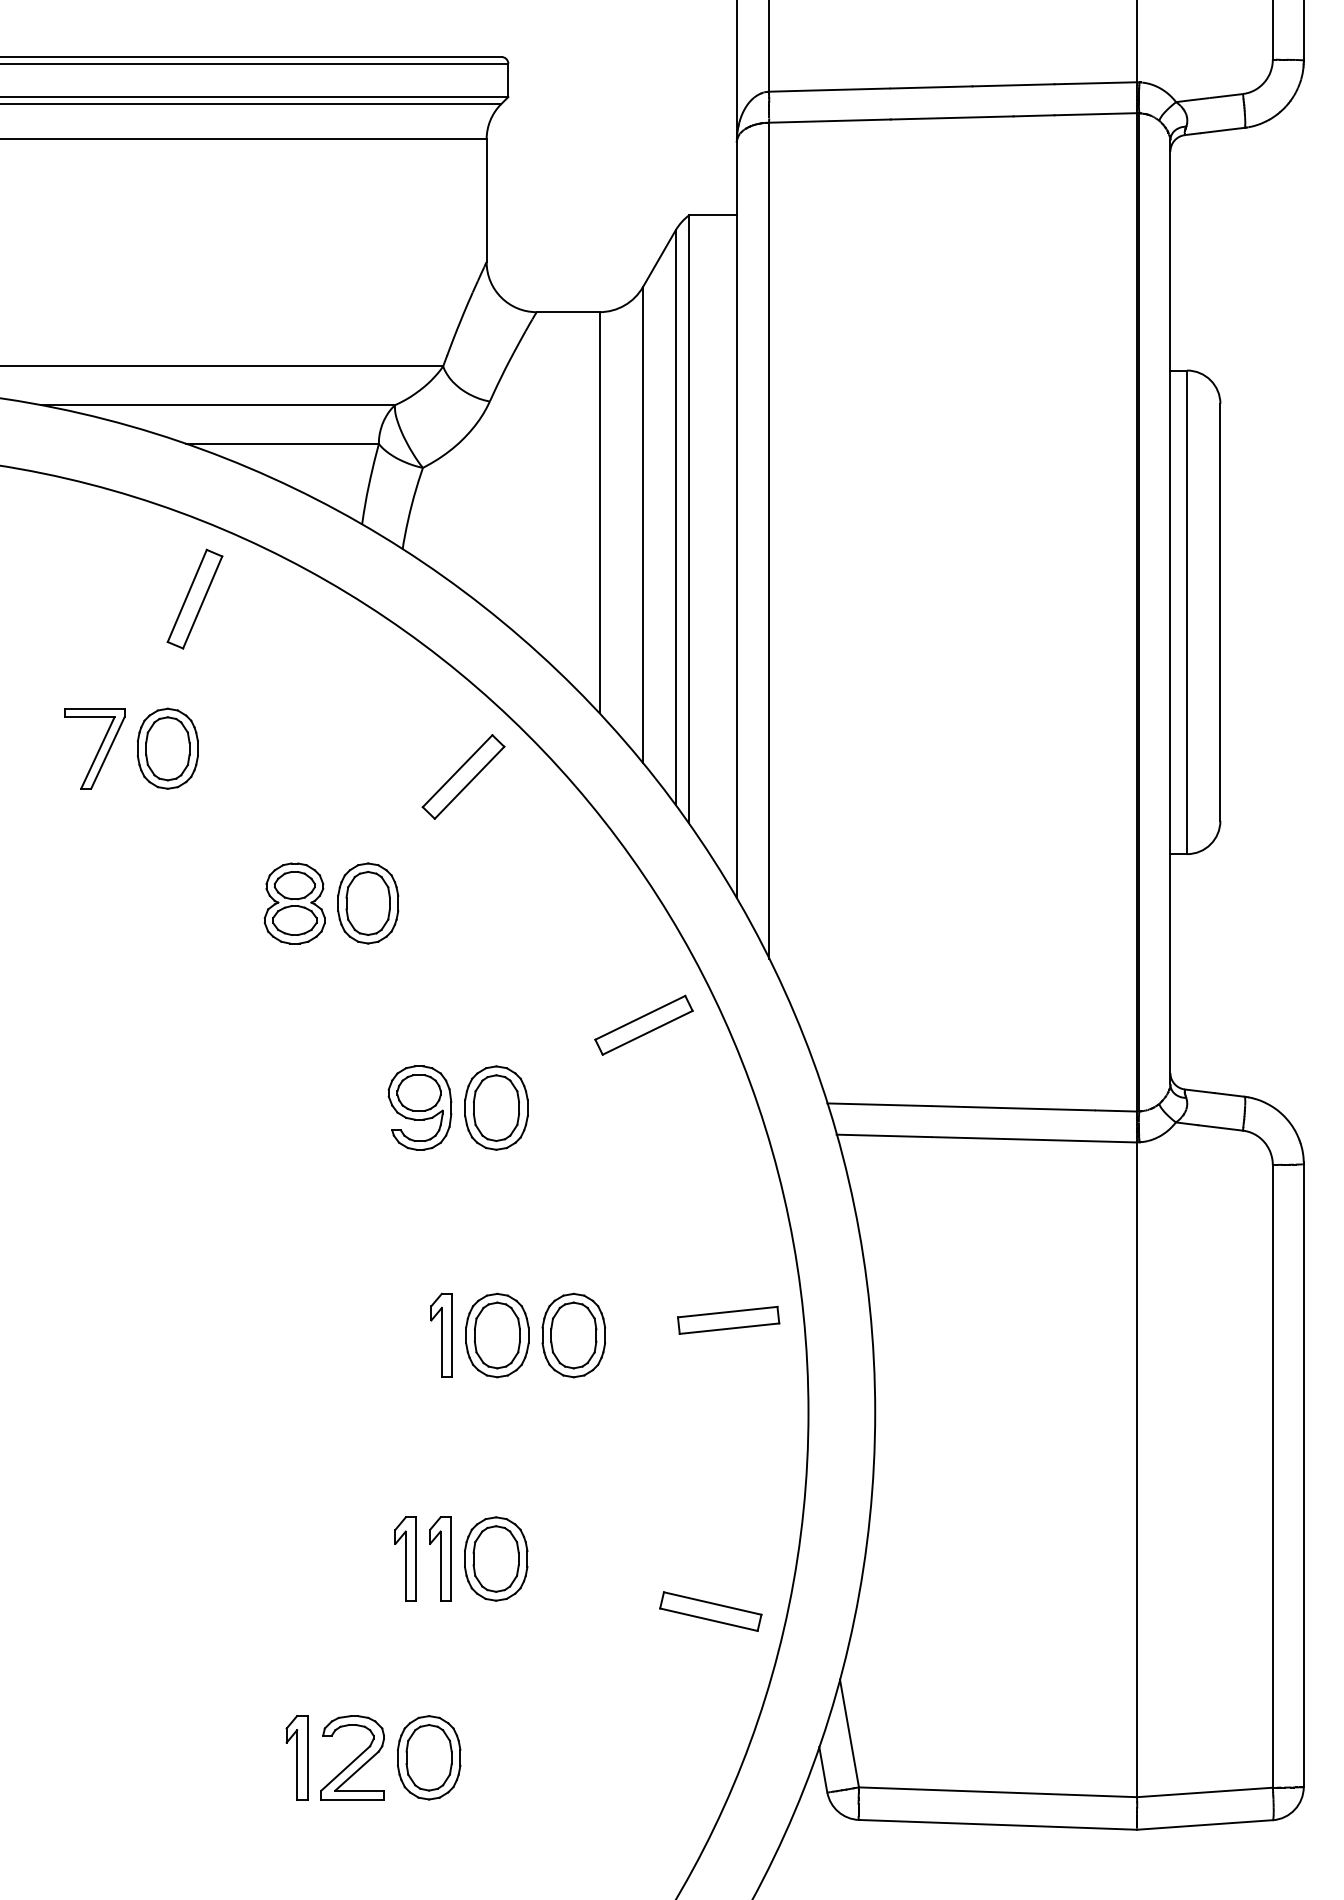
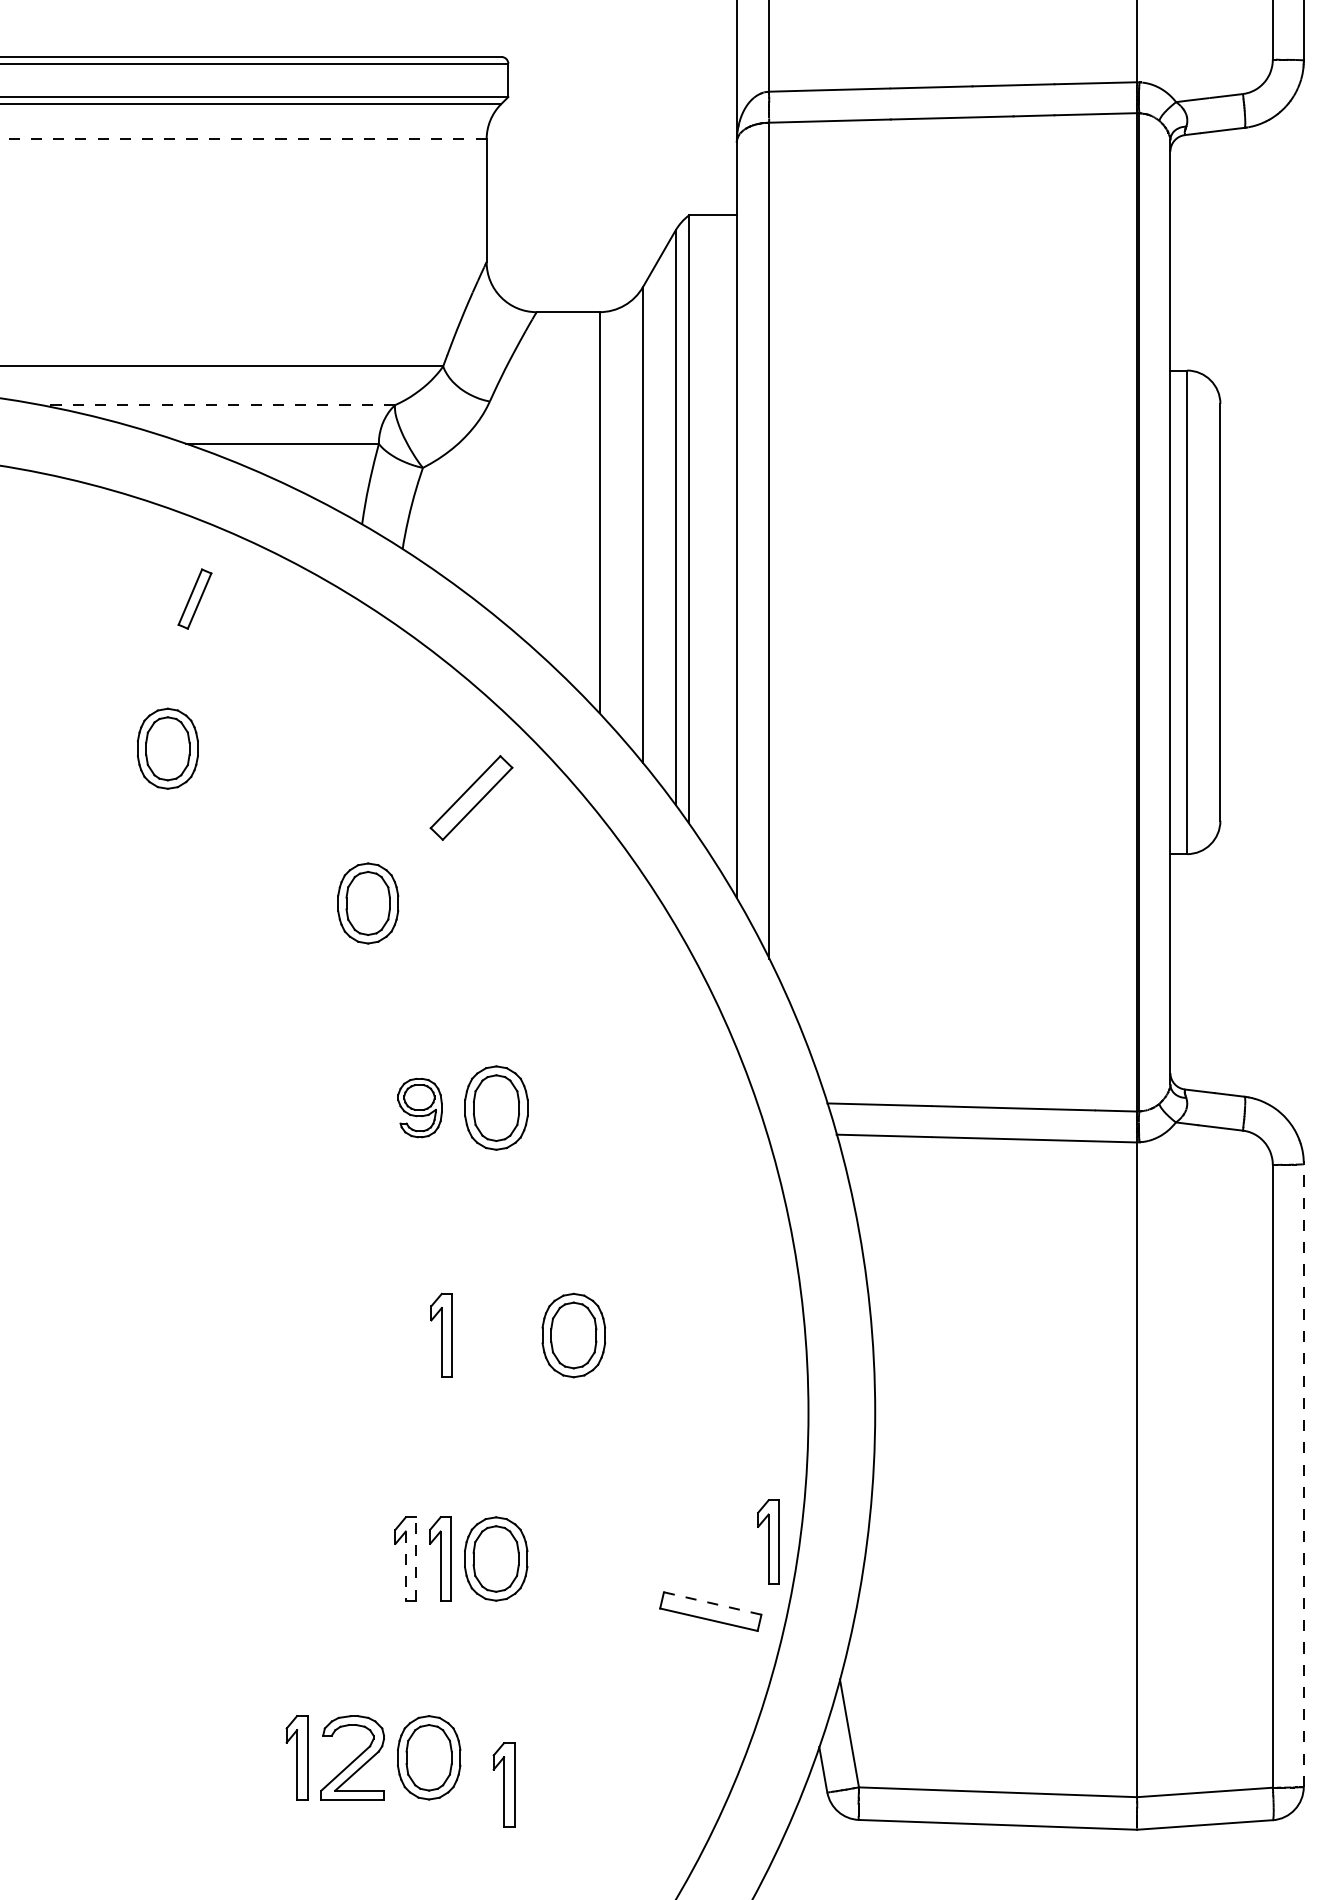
line: solid -> dashed (243, 139)
line: solid -> dashed (217, 405)
part size: 58x102 px -> 36x62 px (194, 598)
part: present -> none (94, 748)
part position: (463, 776) -> (471, 797) (471, 797)
part: present -> none (294, 903)
part: present -> none (643, 1024)
part size: 66x86 px -> 46x62 px (419, 1107)
part: present -> none (728, 1319)
part: present -> none (497, 1335)
line: solid -> dashed (1303, 1475)
part: none -> present (768, 1541)
line: solid -> dashed (416, 1559)
line: solid -> dashed (405, 1566)
line: solid -> dashed (712, 1603)
part: none -> present (503, 1784)
